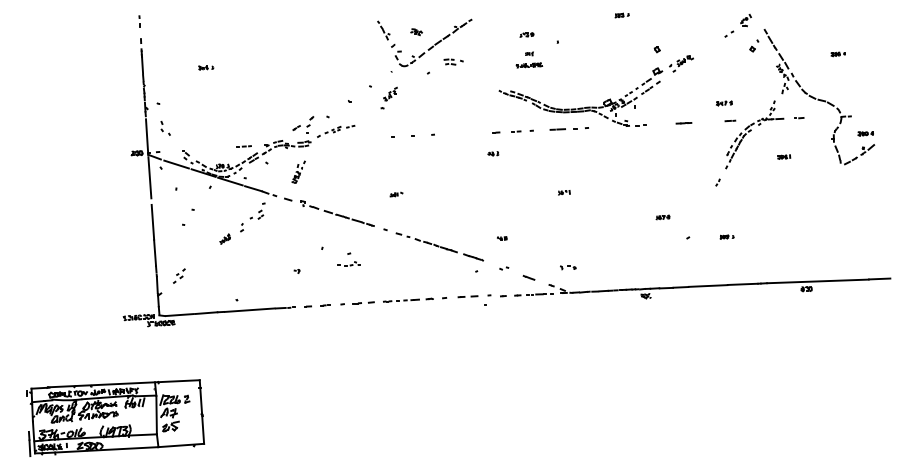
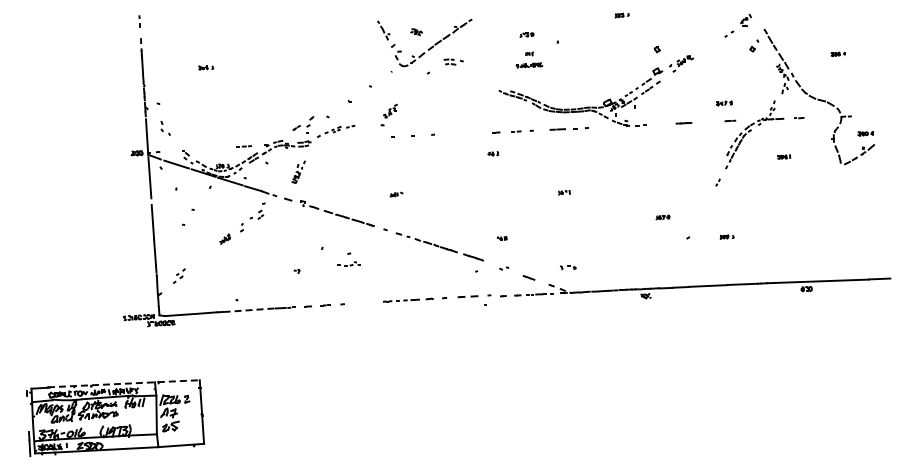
part position: (388, 97) -> (388, 114) (388, 114)
part: present -> none (363, 302)
line: solid -> dashed (249, 310)
line: solid -> dashed (123, 383)
